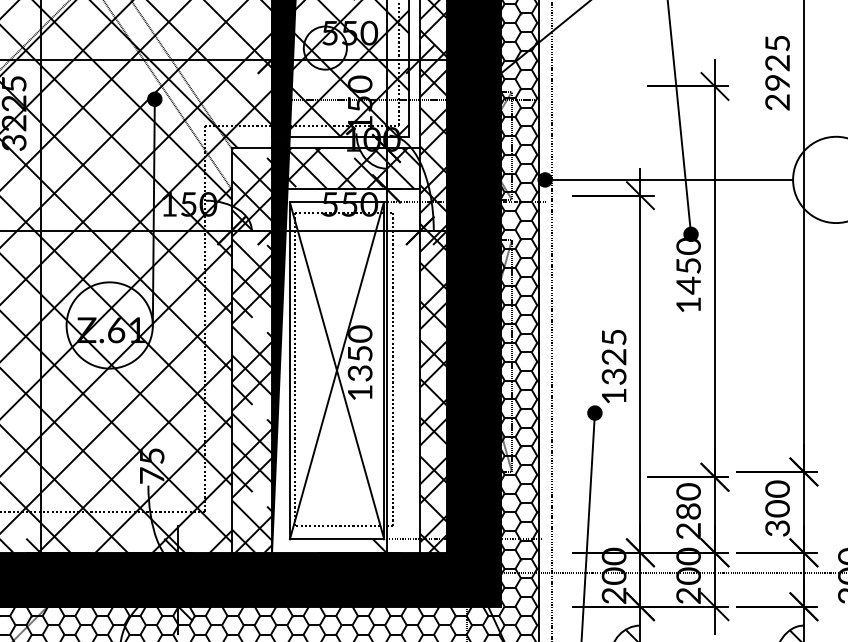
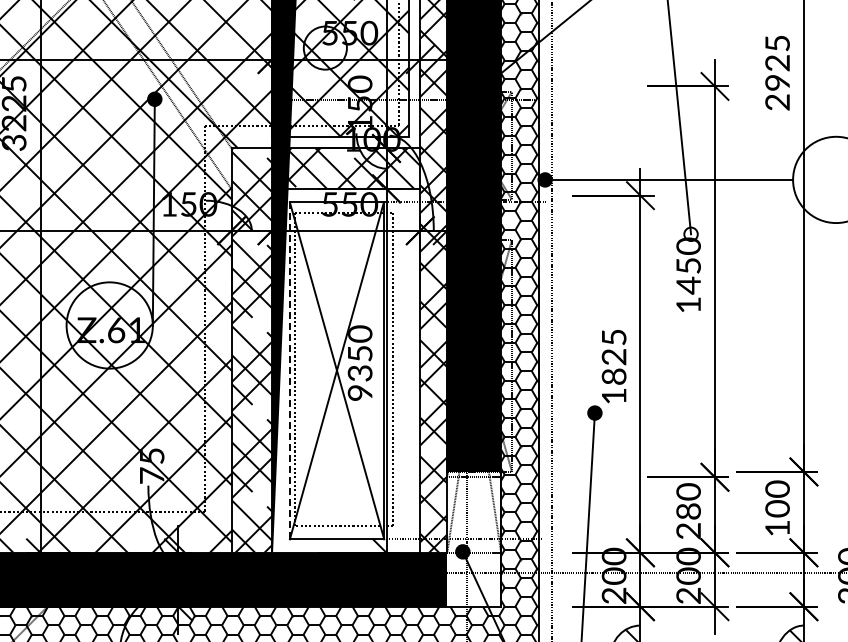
fill: present -> none (690, 234)
line: solid -> dashed (289, 370)
text: 1325 -> 1825 (613, 376)
text: 1350 -> 9350 (359, 392)
text: 300 -> 100 (777, 528)
fill: present -> none (474, 538)
